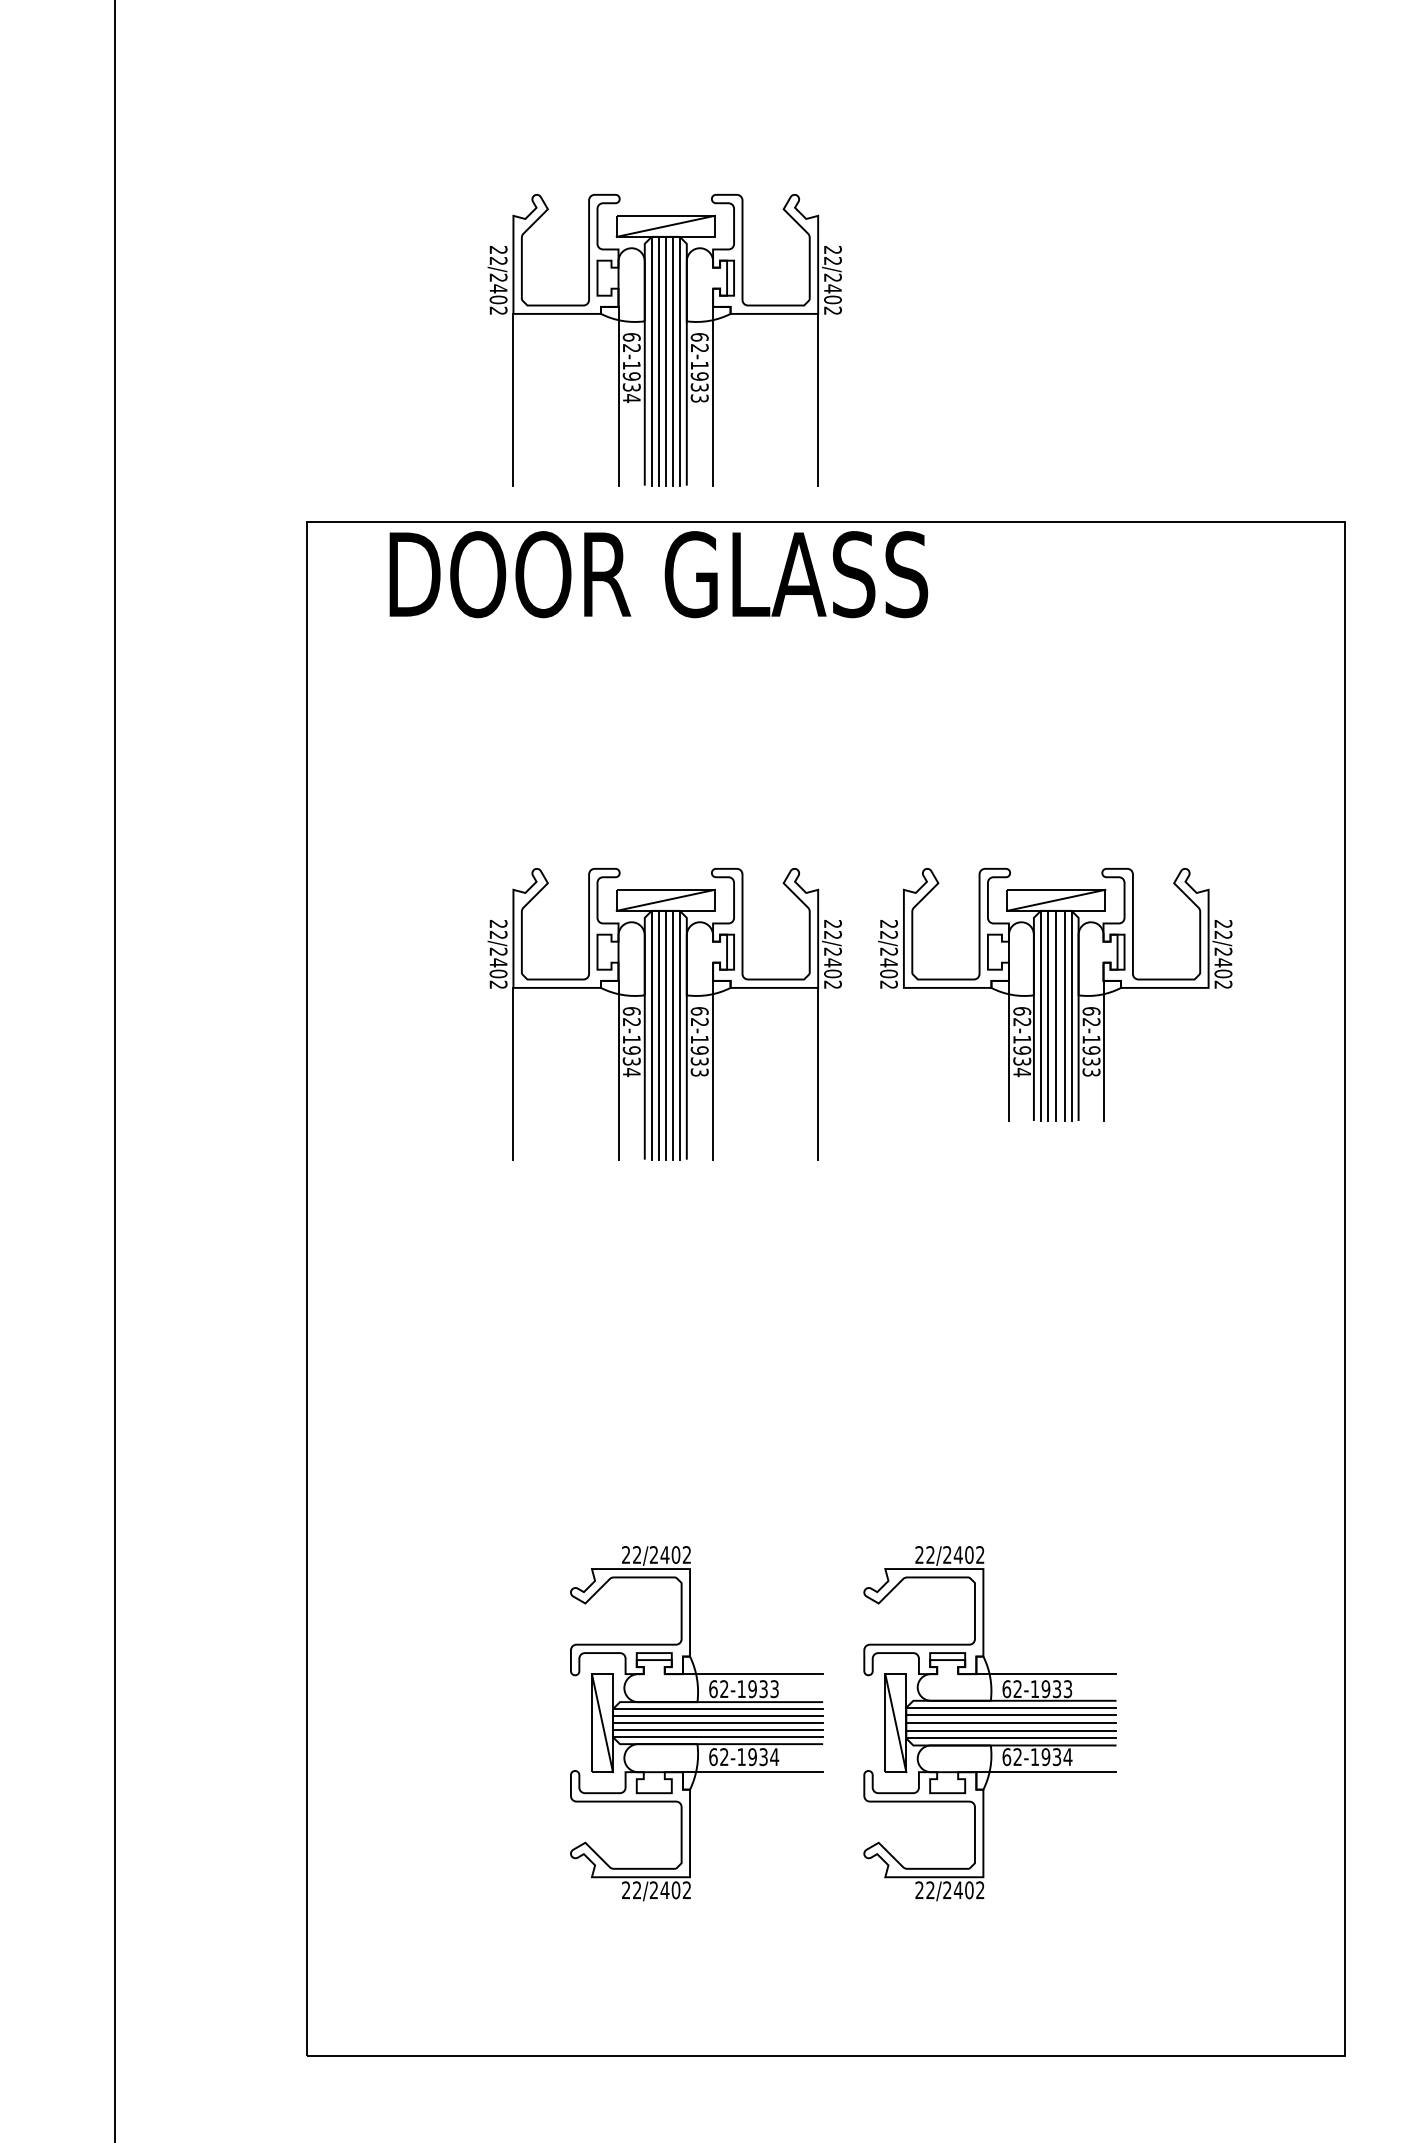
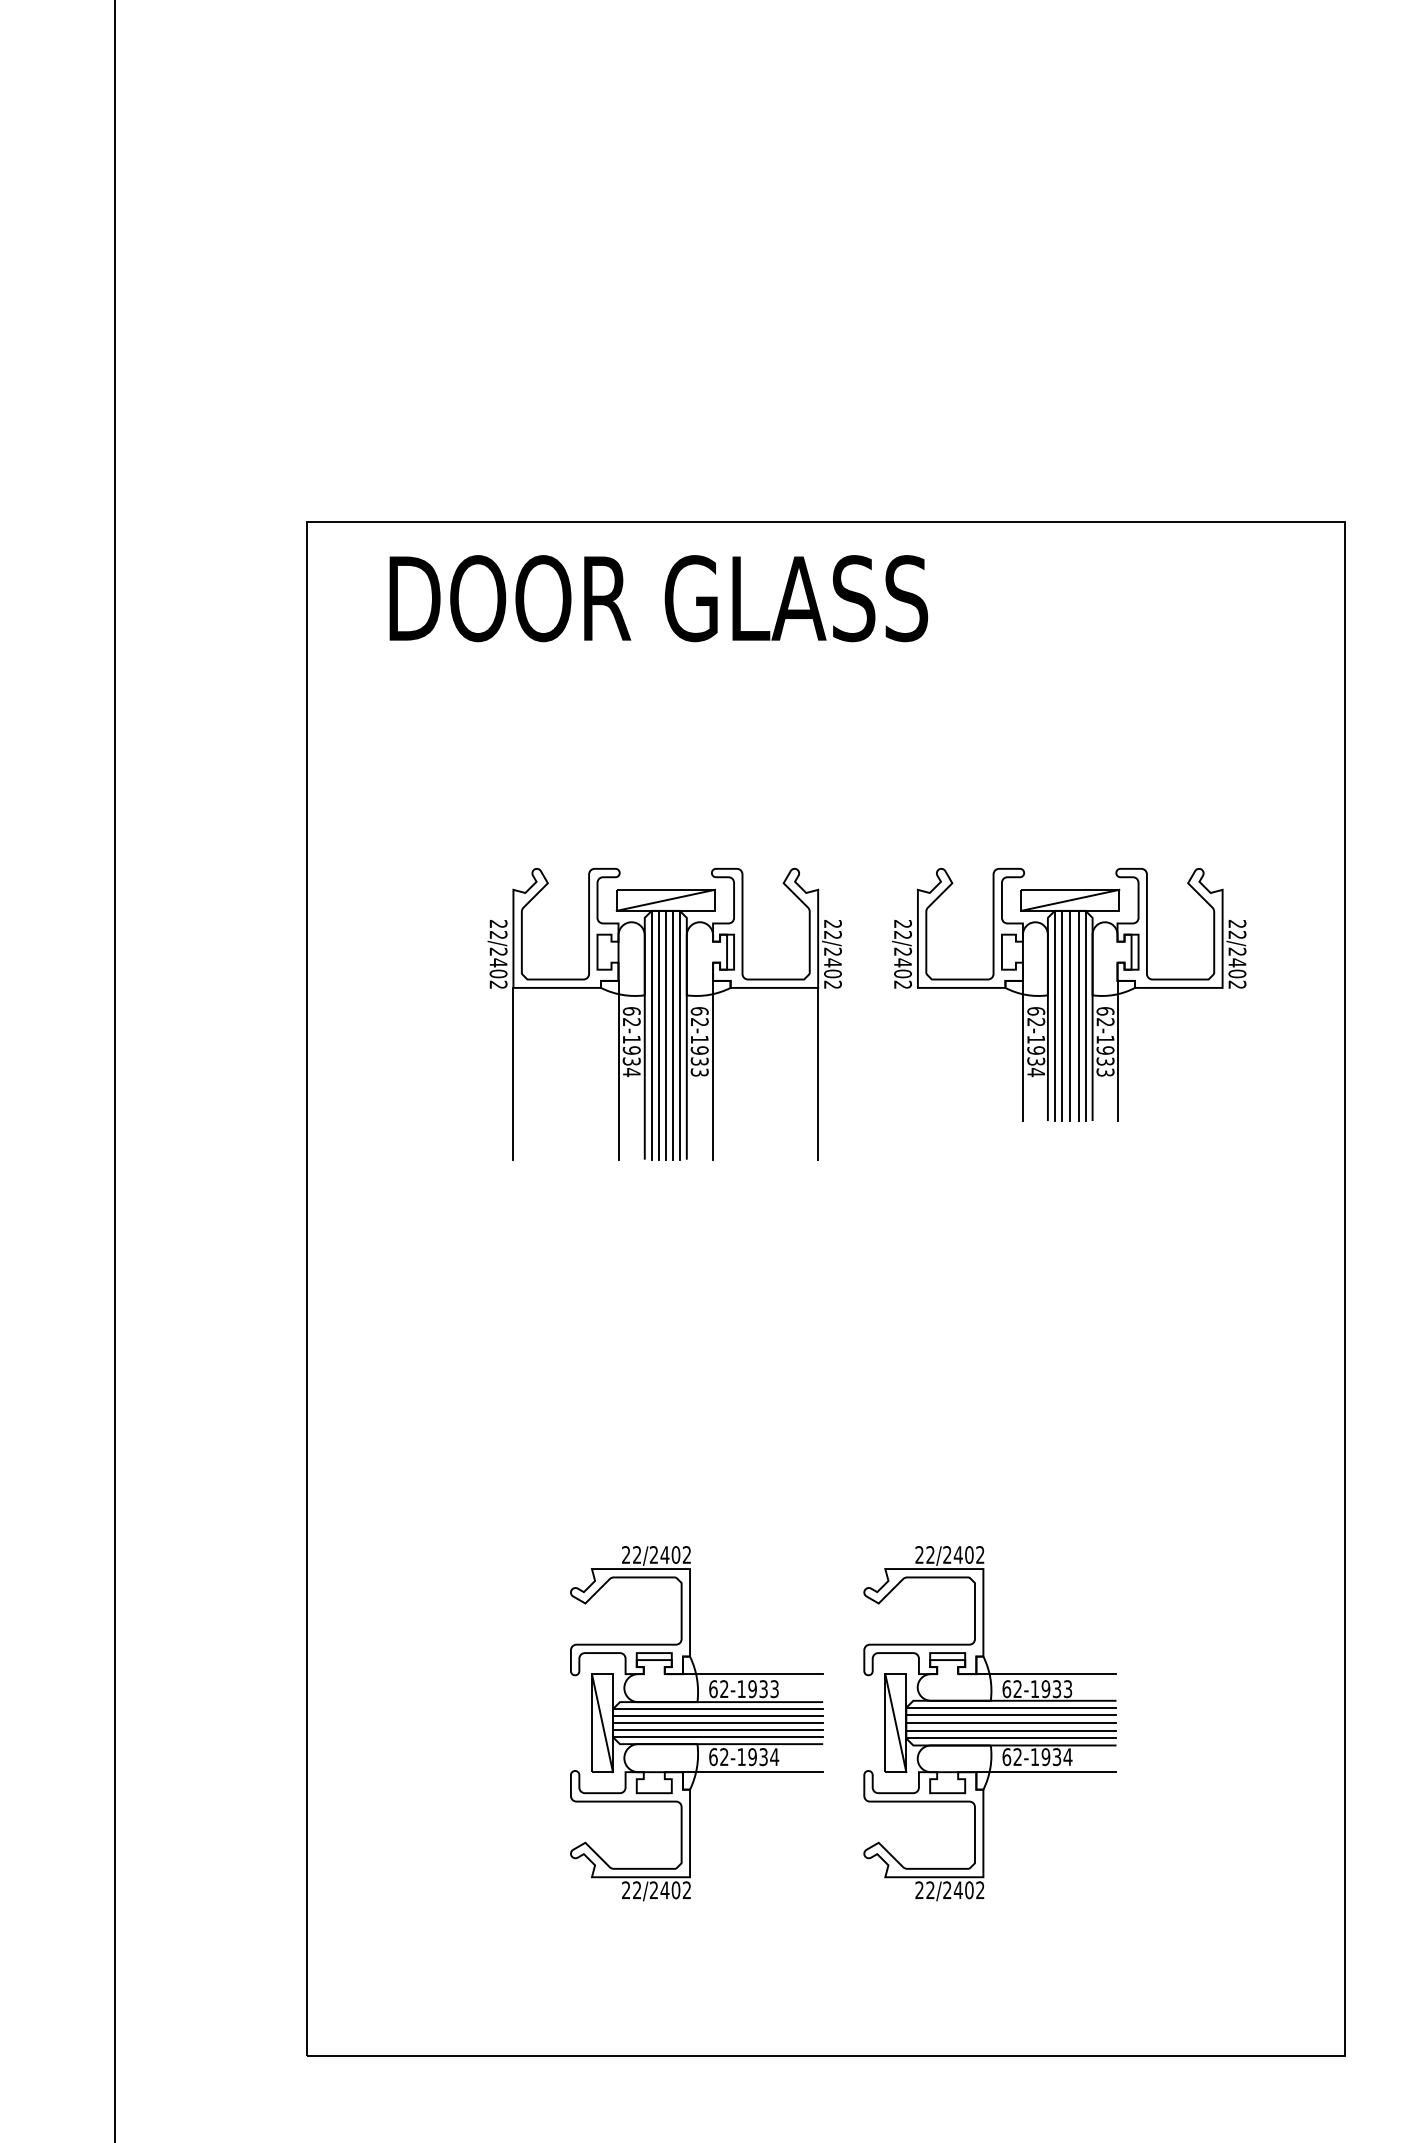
part: present -> none (664, 340)
text position: (658, 574) -> (658, 598) (658, 598)
part position: (1055, 994) -> (1069, 994) (1069, 994)
